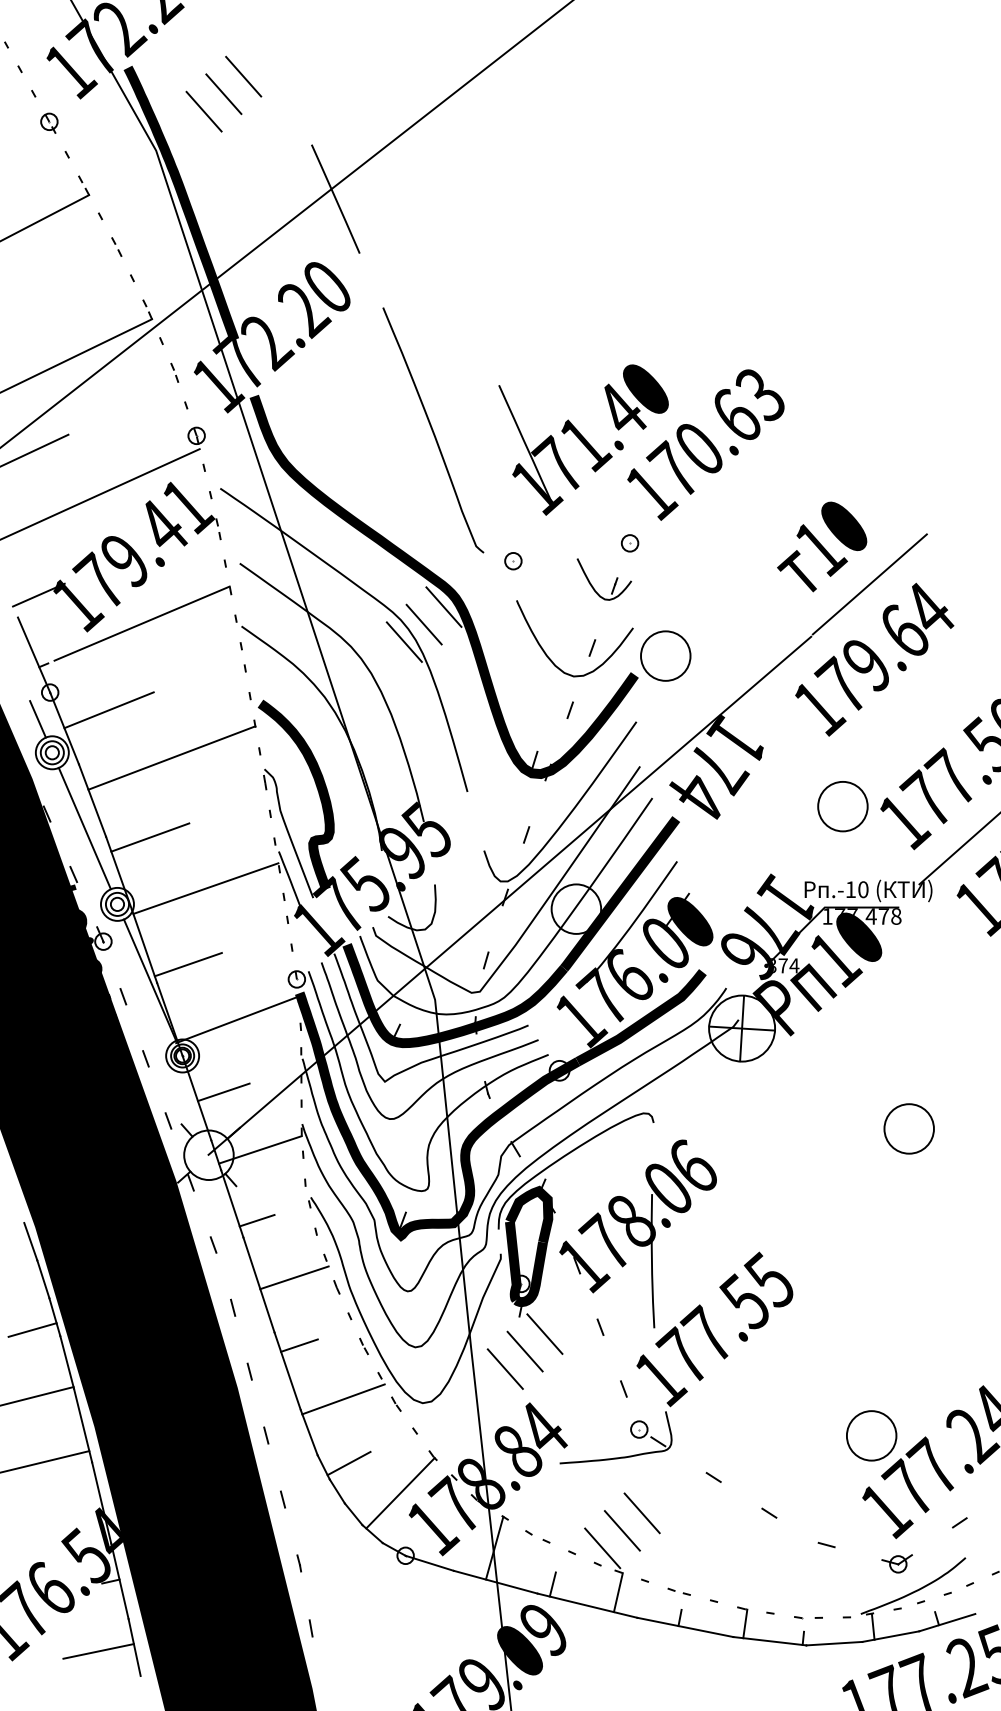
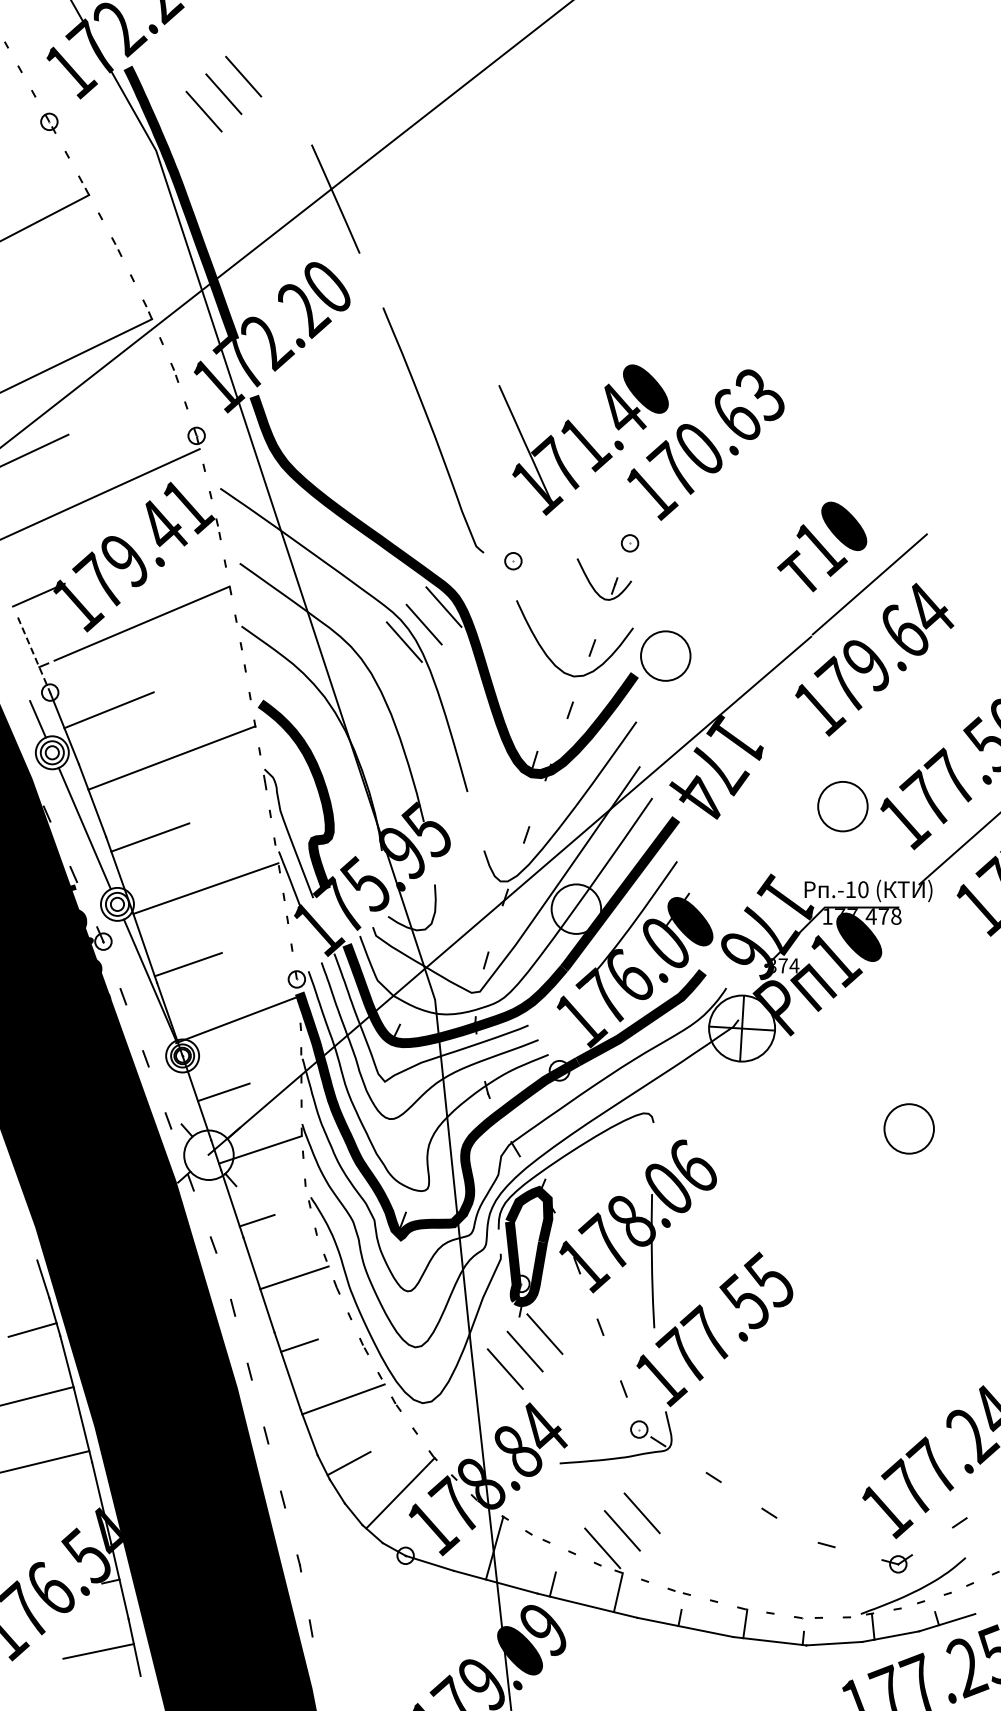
line: solid -> dashed (34, 655)
line: present -> none (30, 1241)
part: present -> none (871, 1435)
